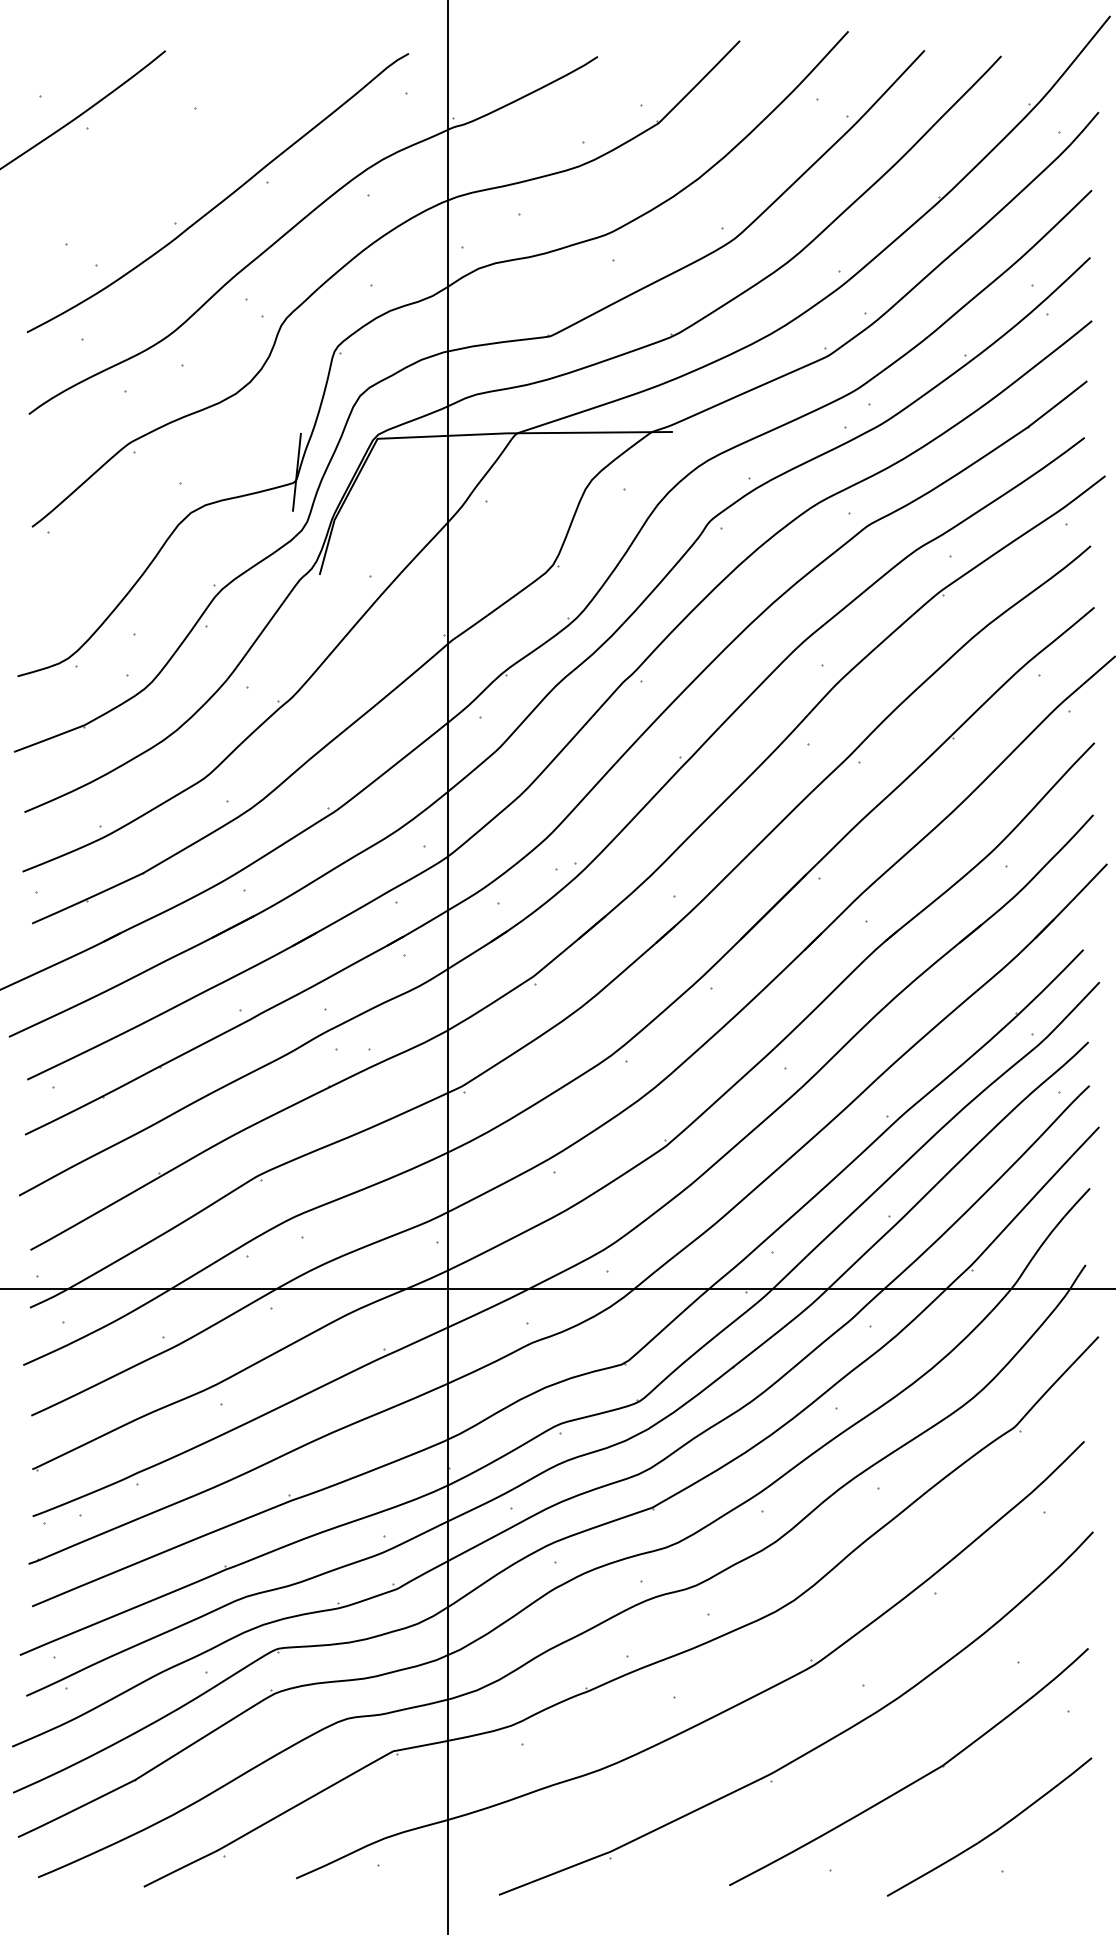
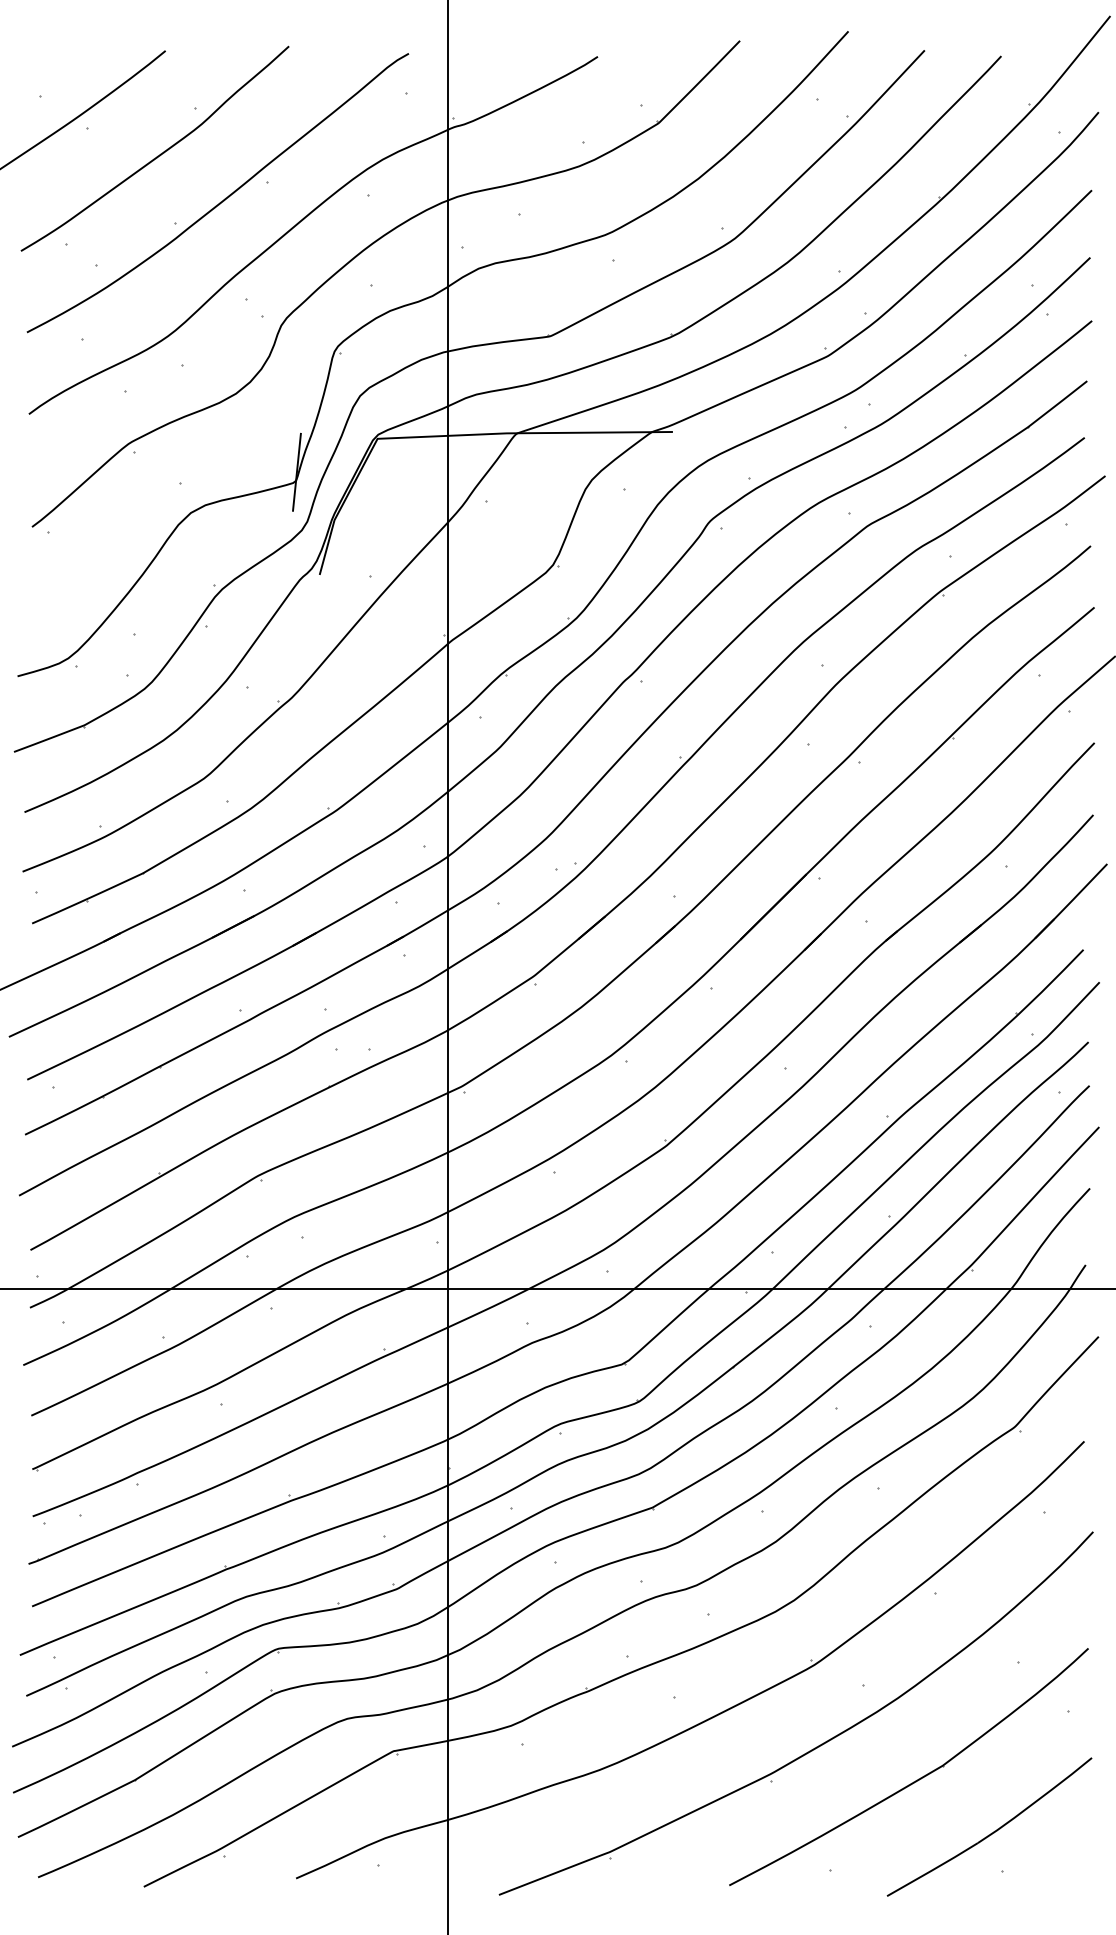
curve: none -> present (157, 155)
